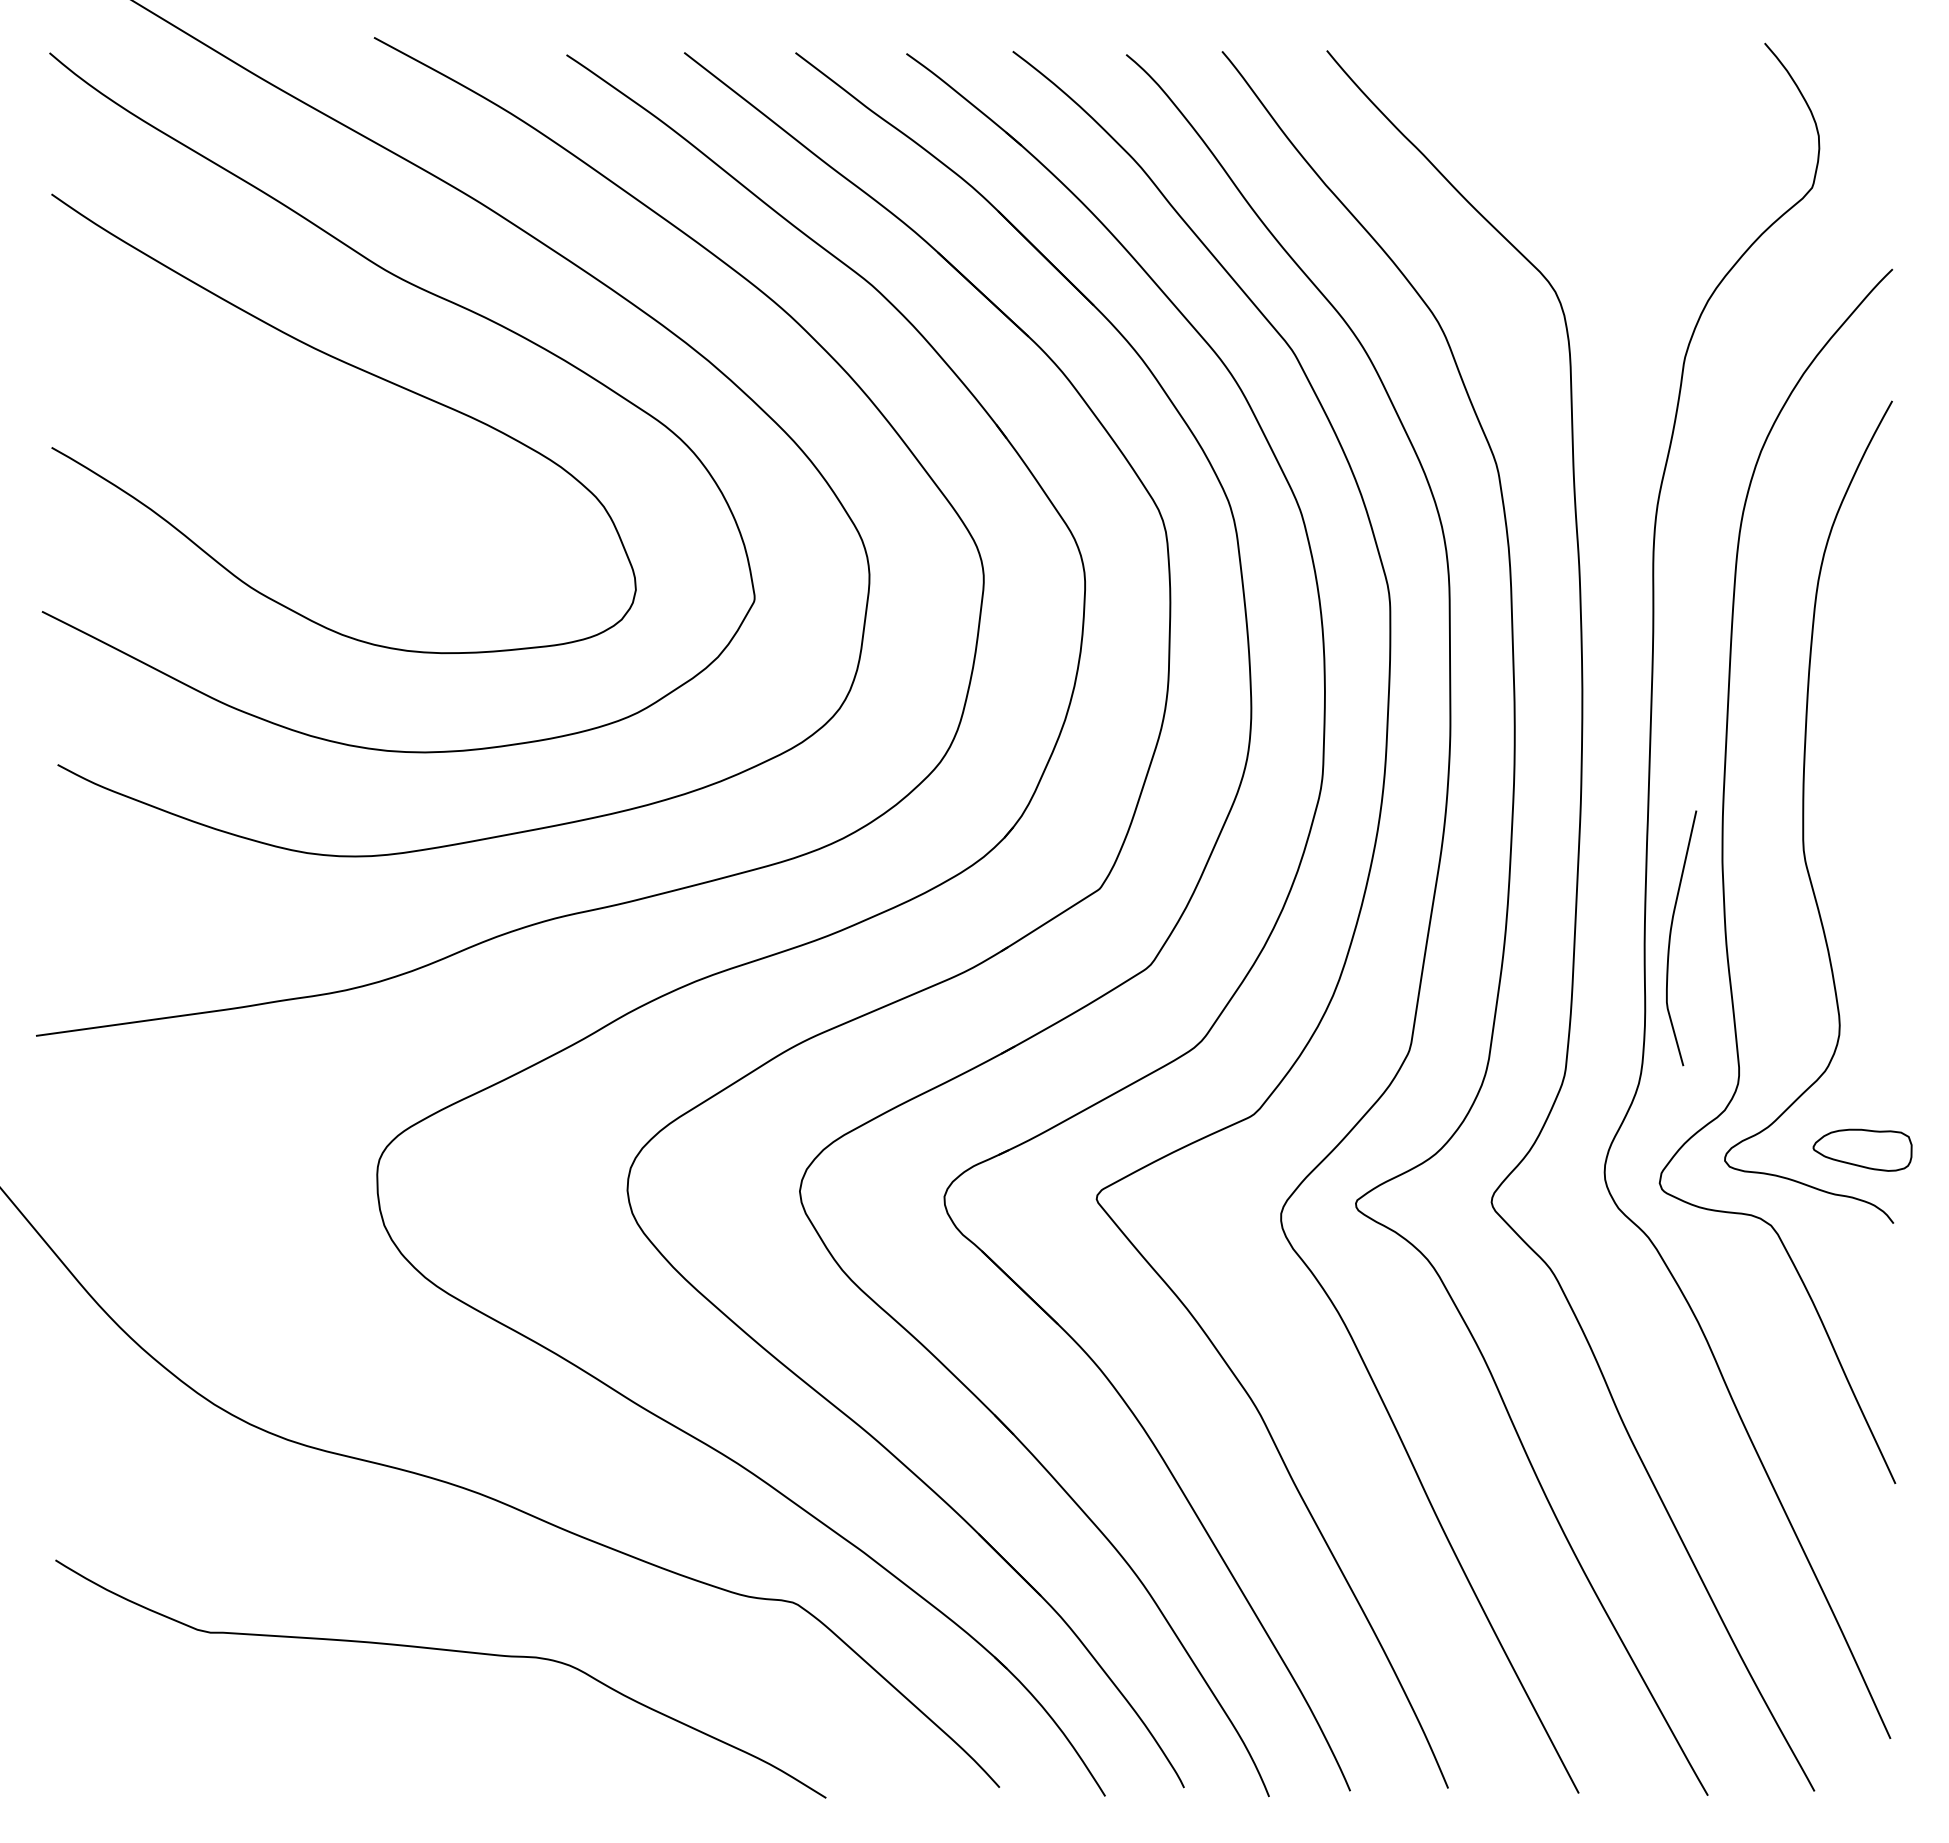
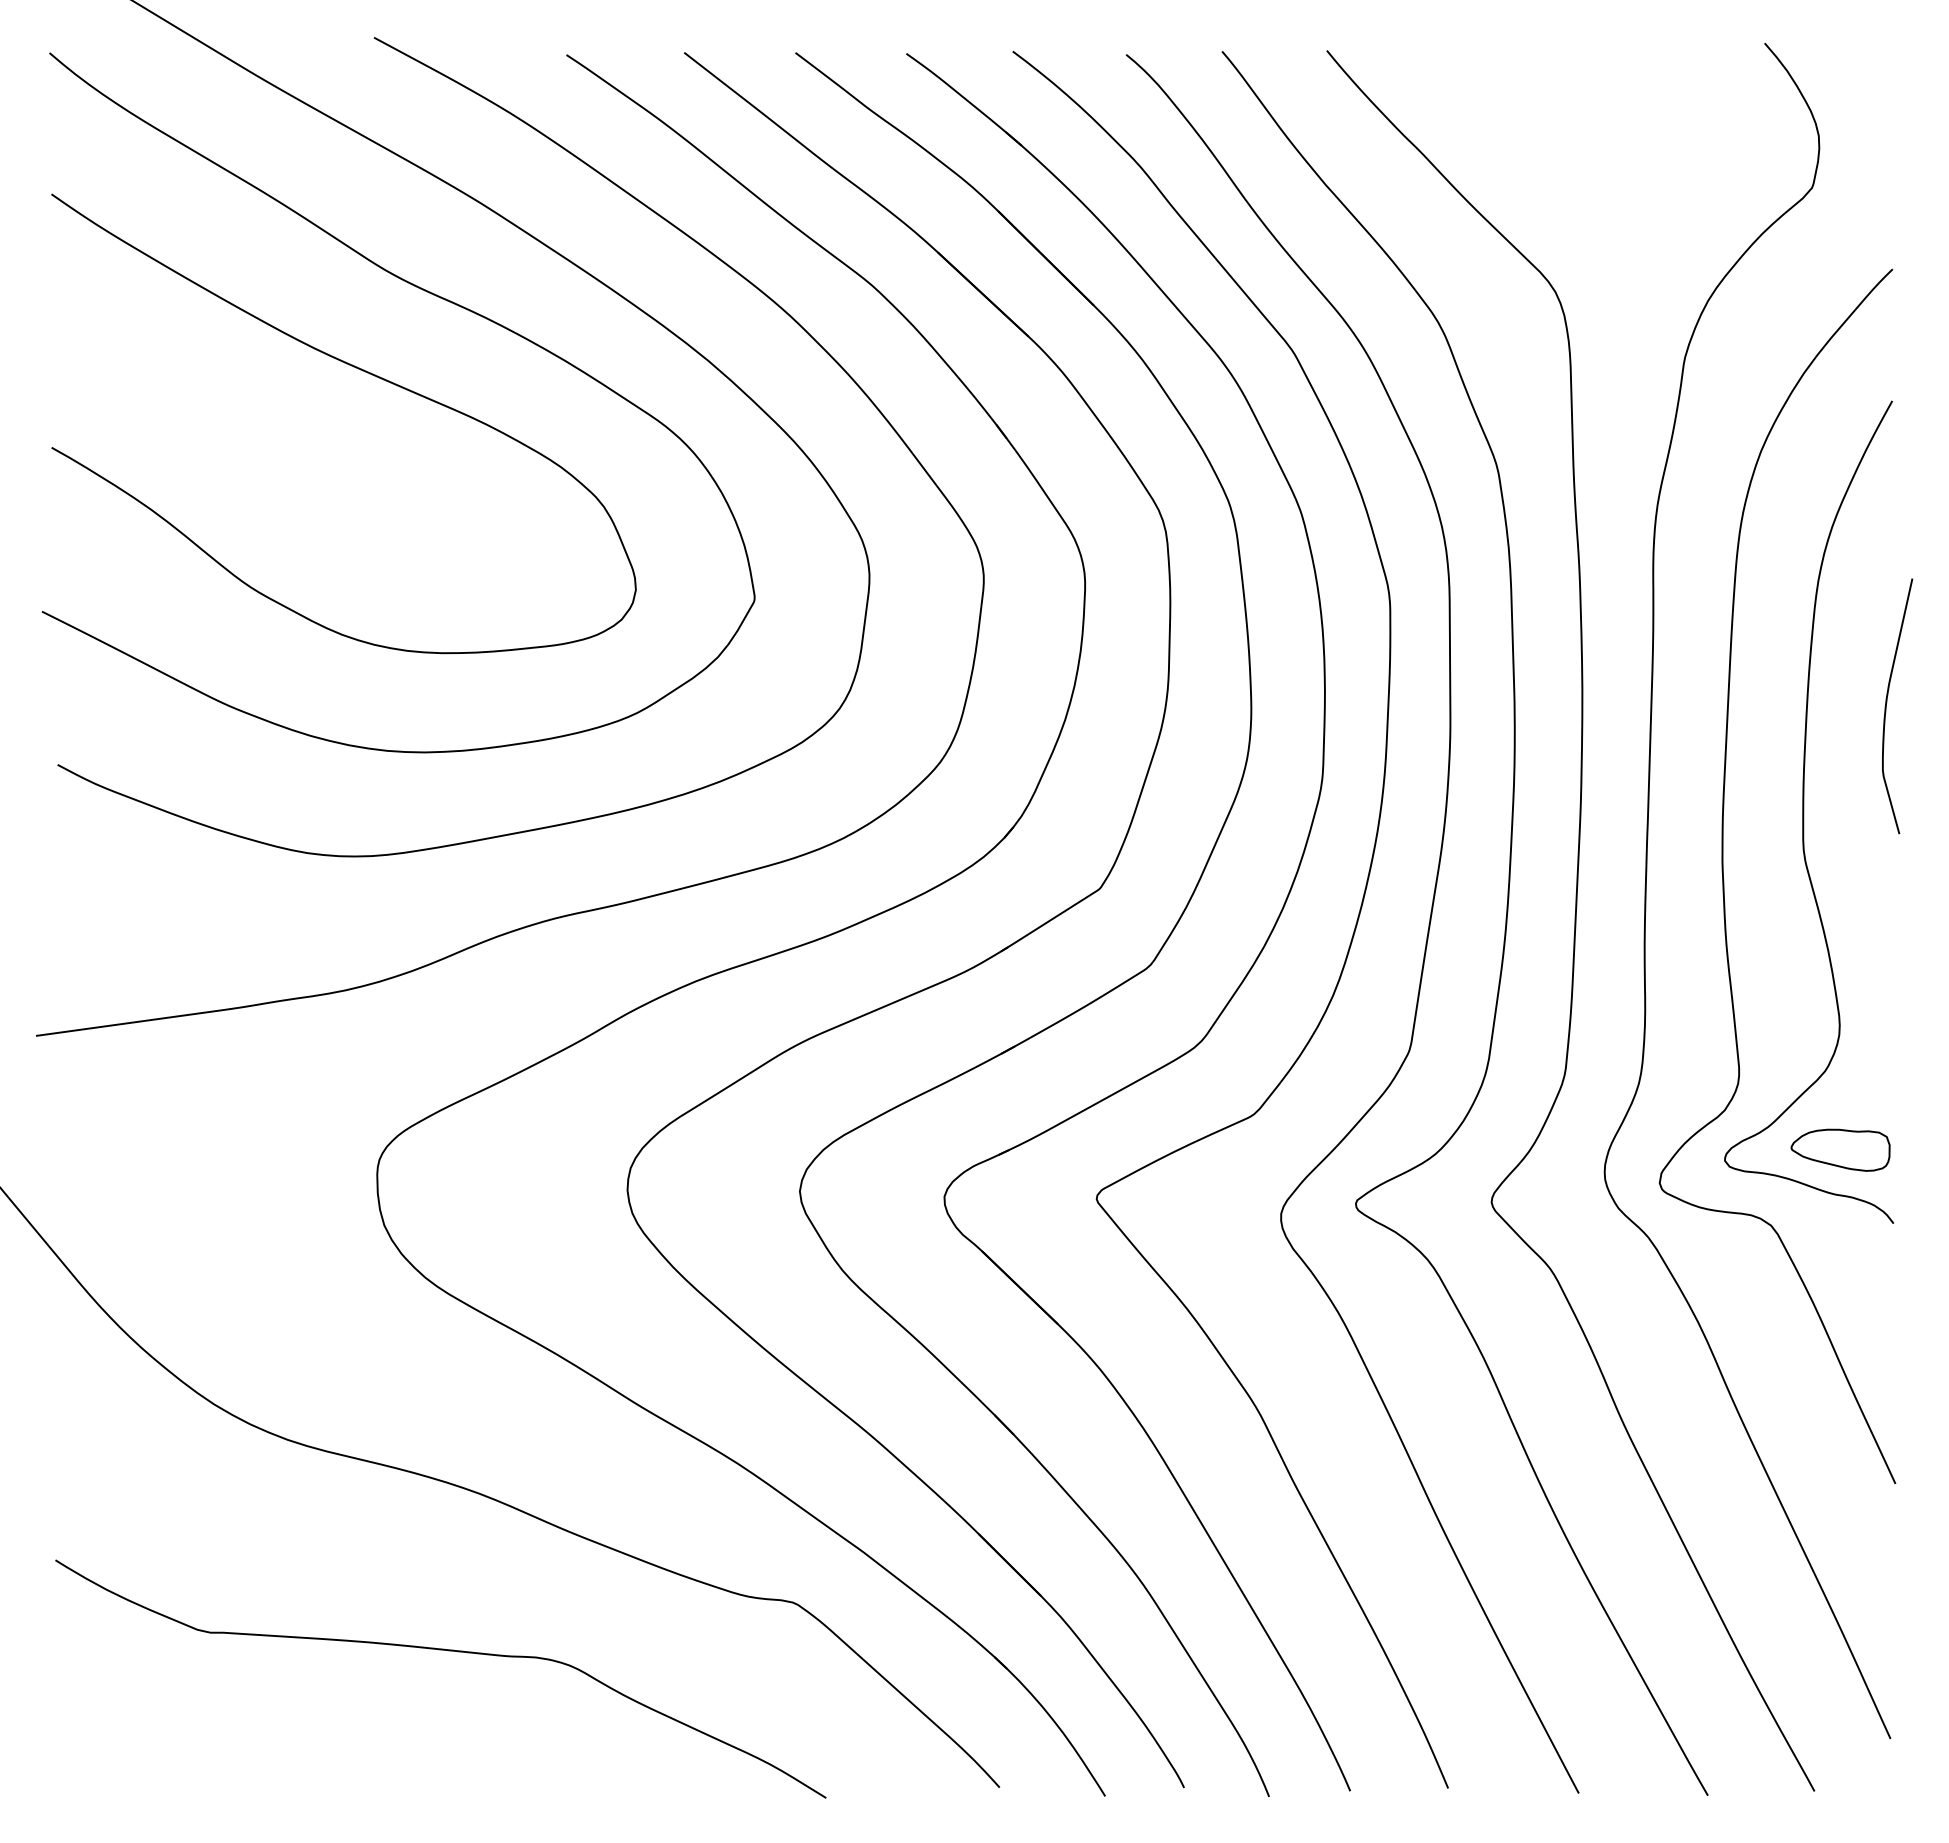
curve position: (1671, 934) -> (1887, 702) (1887, 702)
part position: (1862, 1149) -> (1840, 1149) (1840, 1149)
